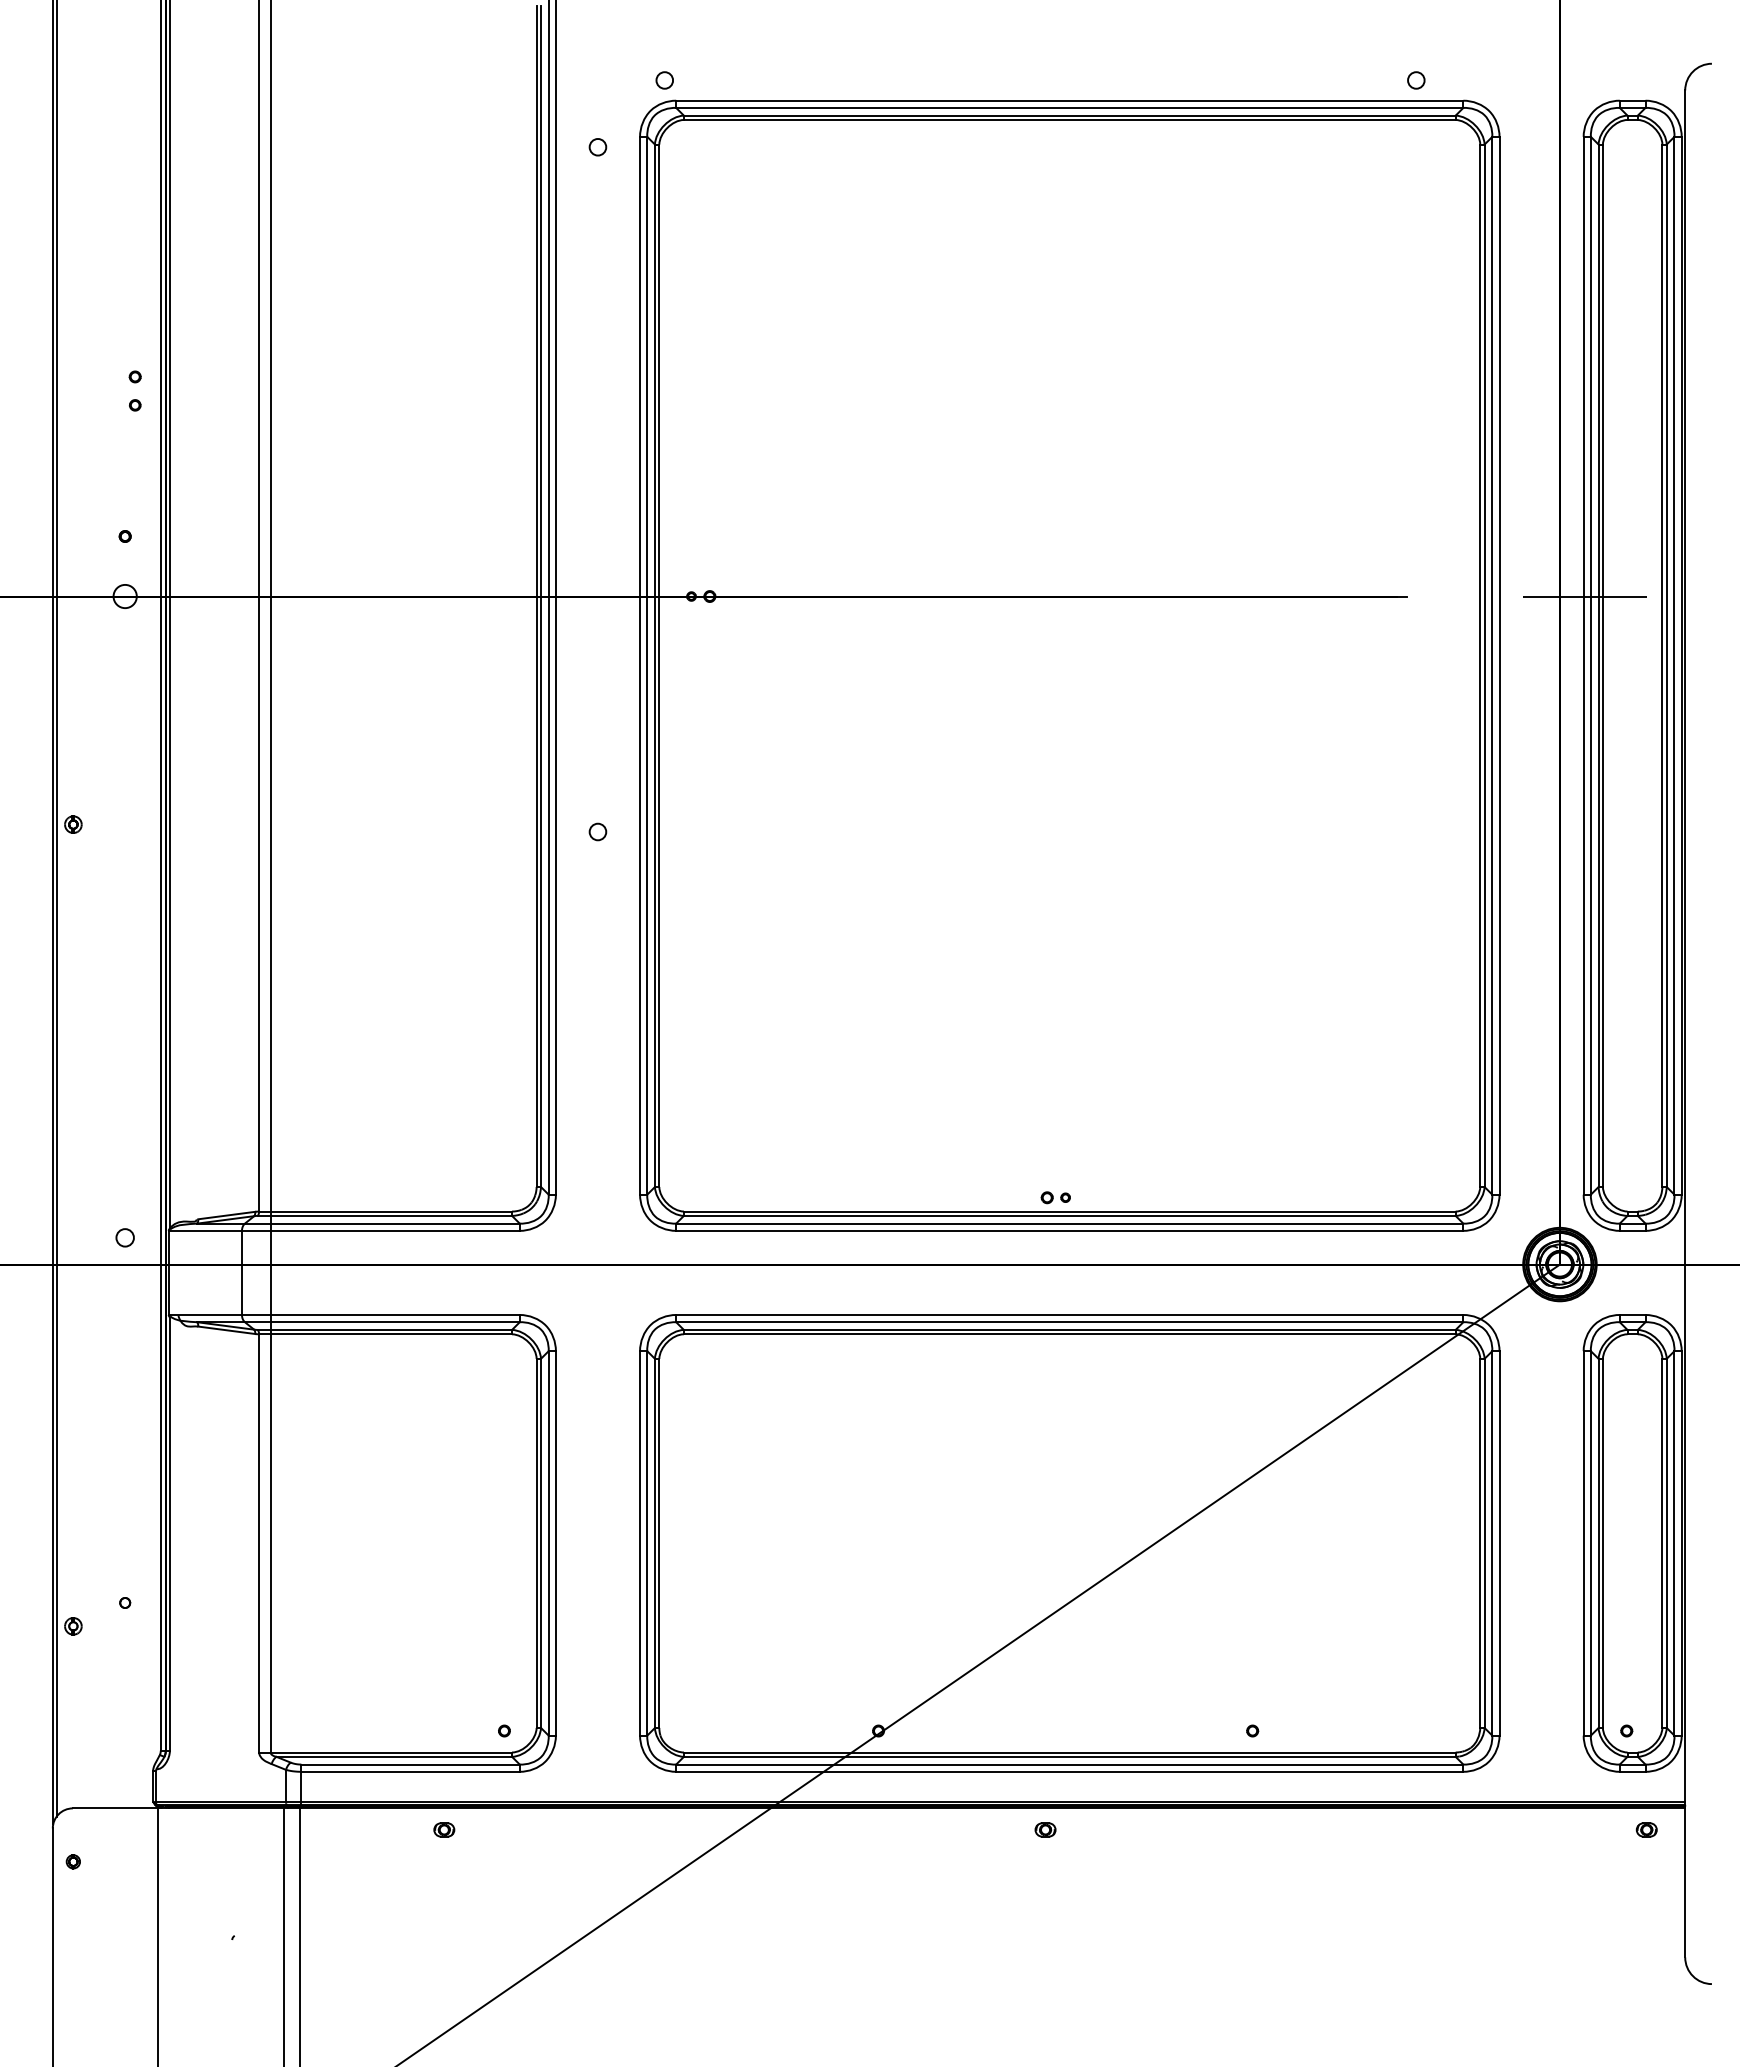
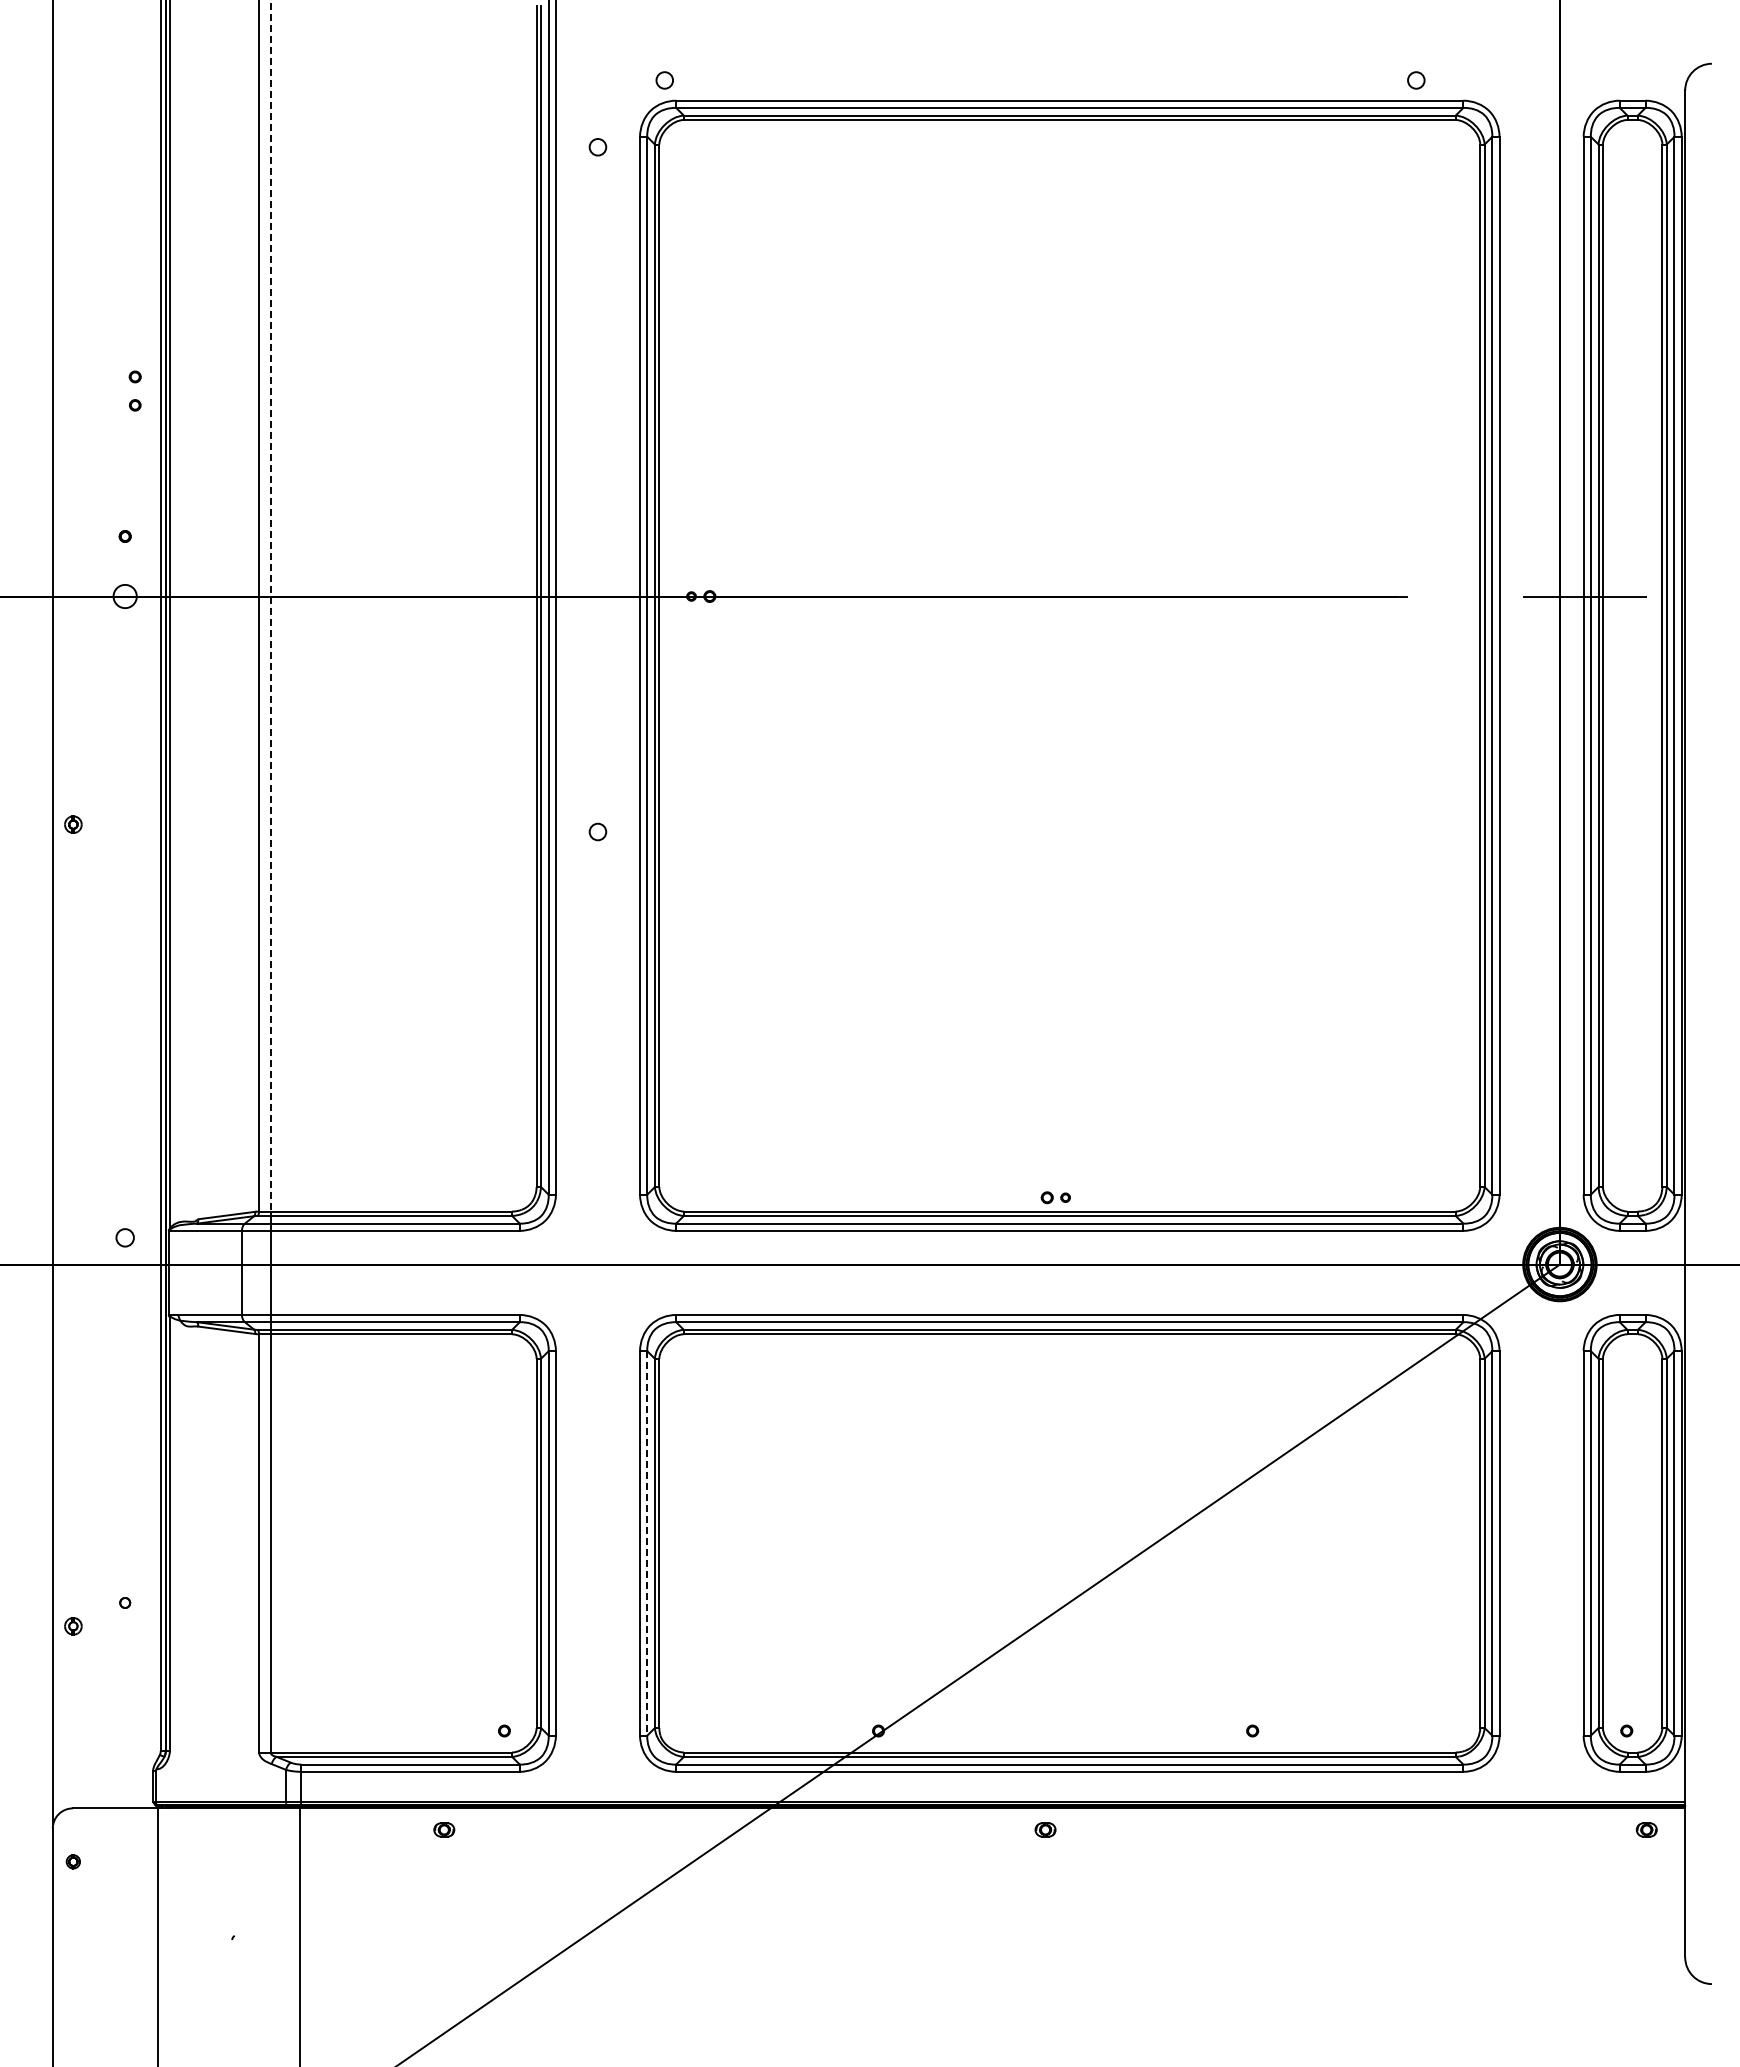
line: solid -> dashed (270, 606)
line: present -> none (56, 909)
line: solid -> dashed (647, 1543)
line: present -> none (284, 1935)
